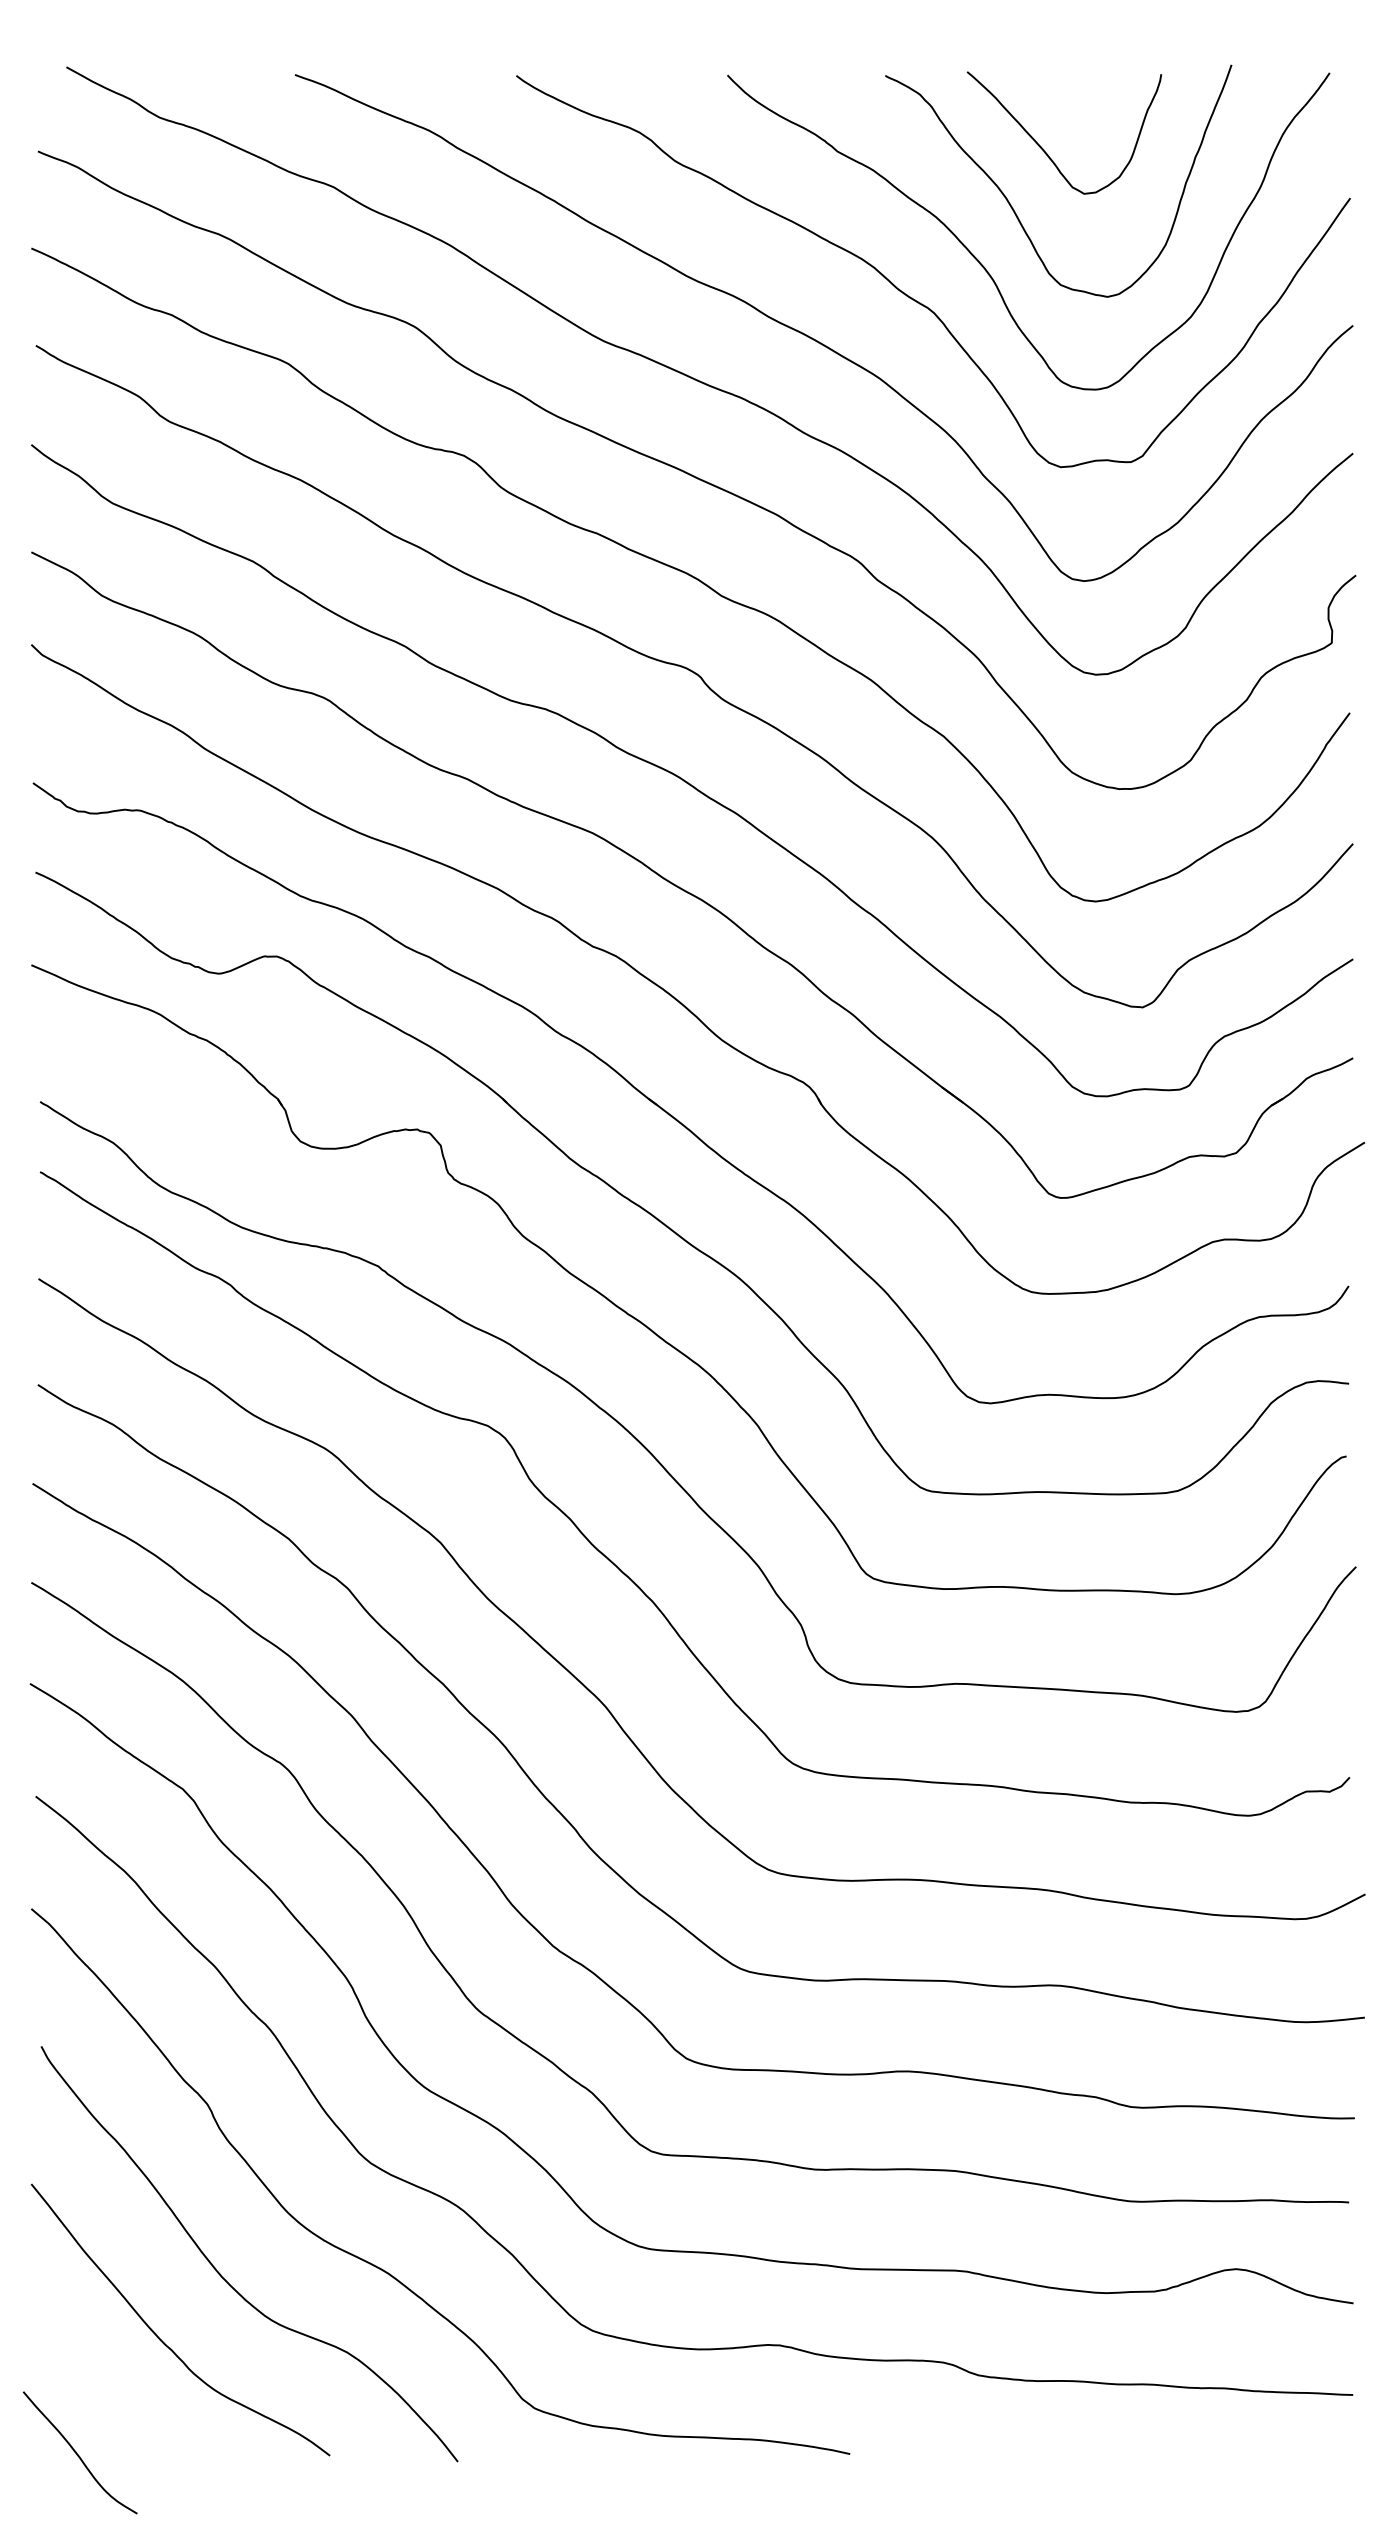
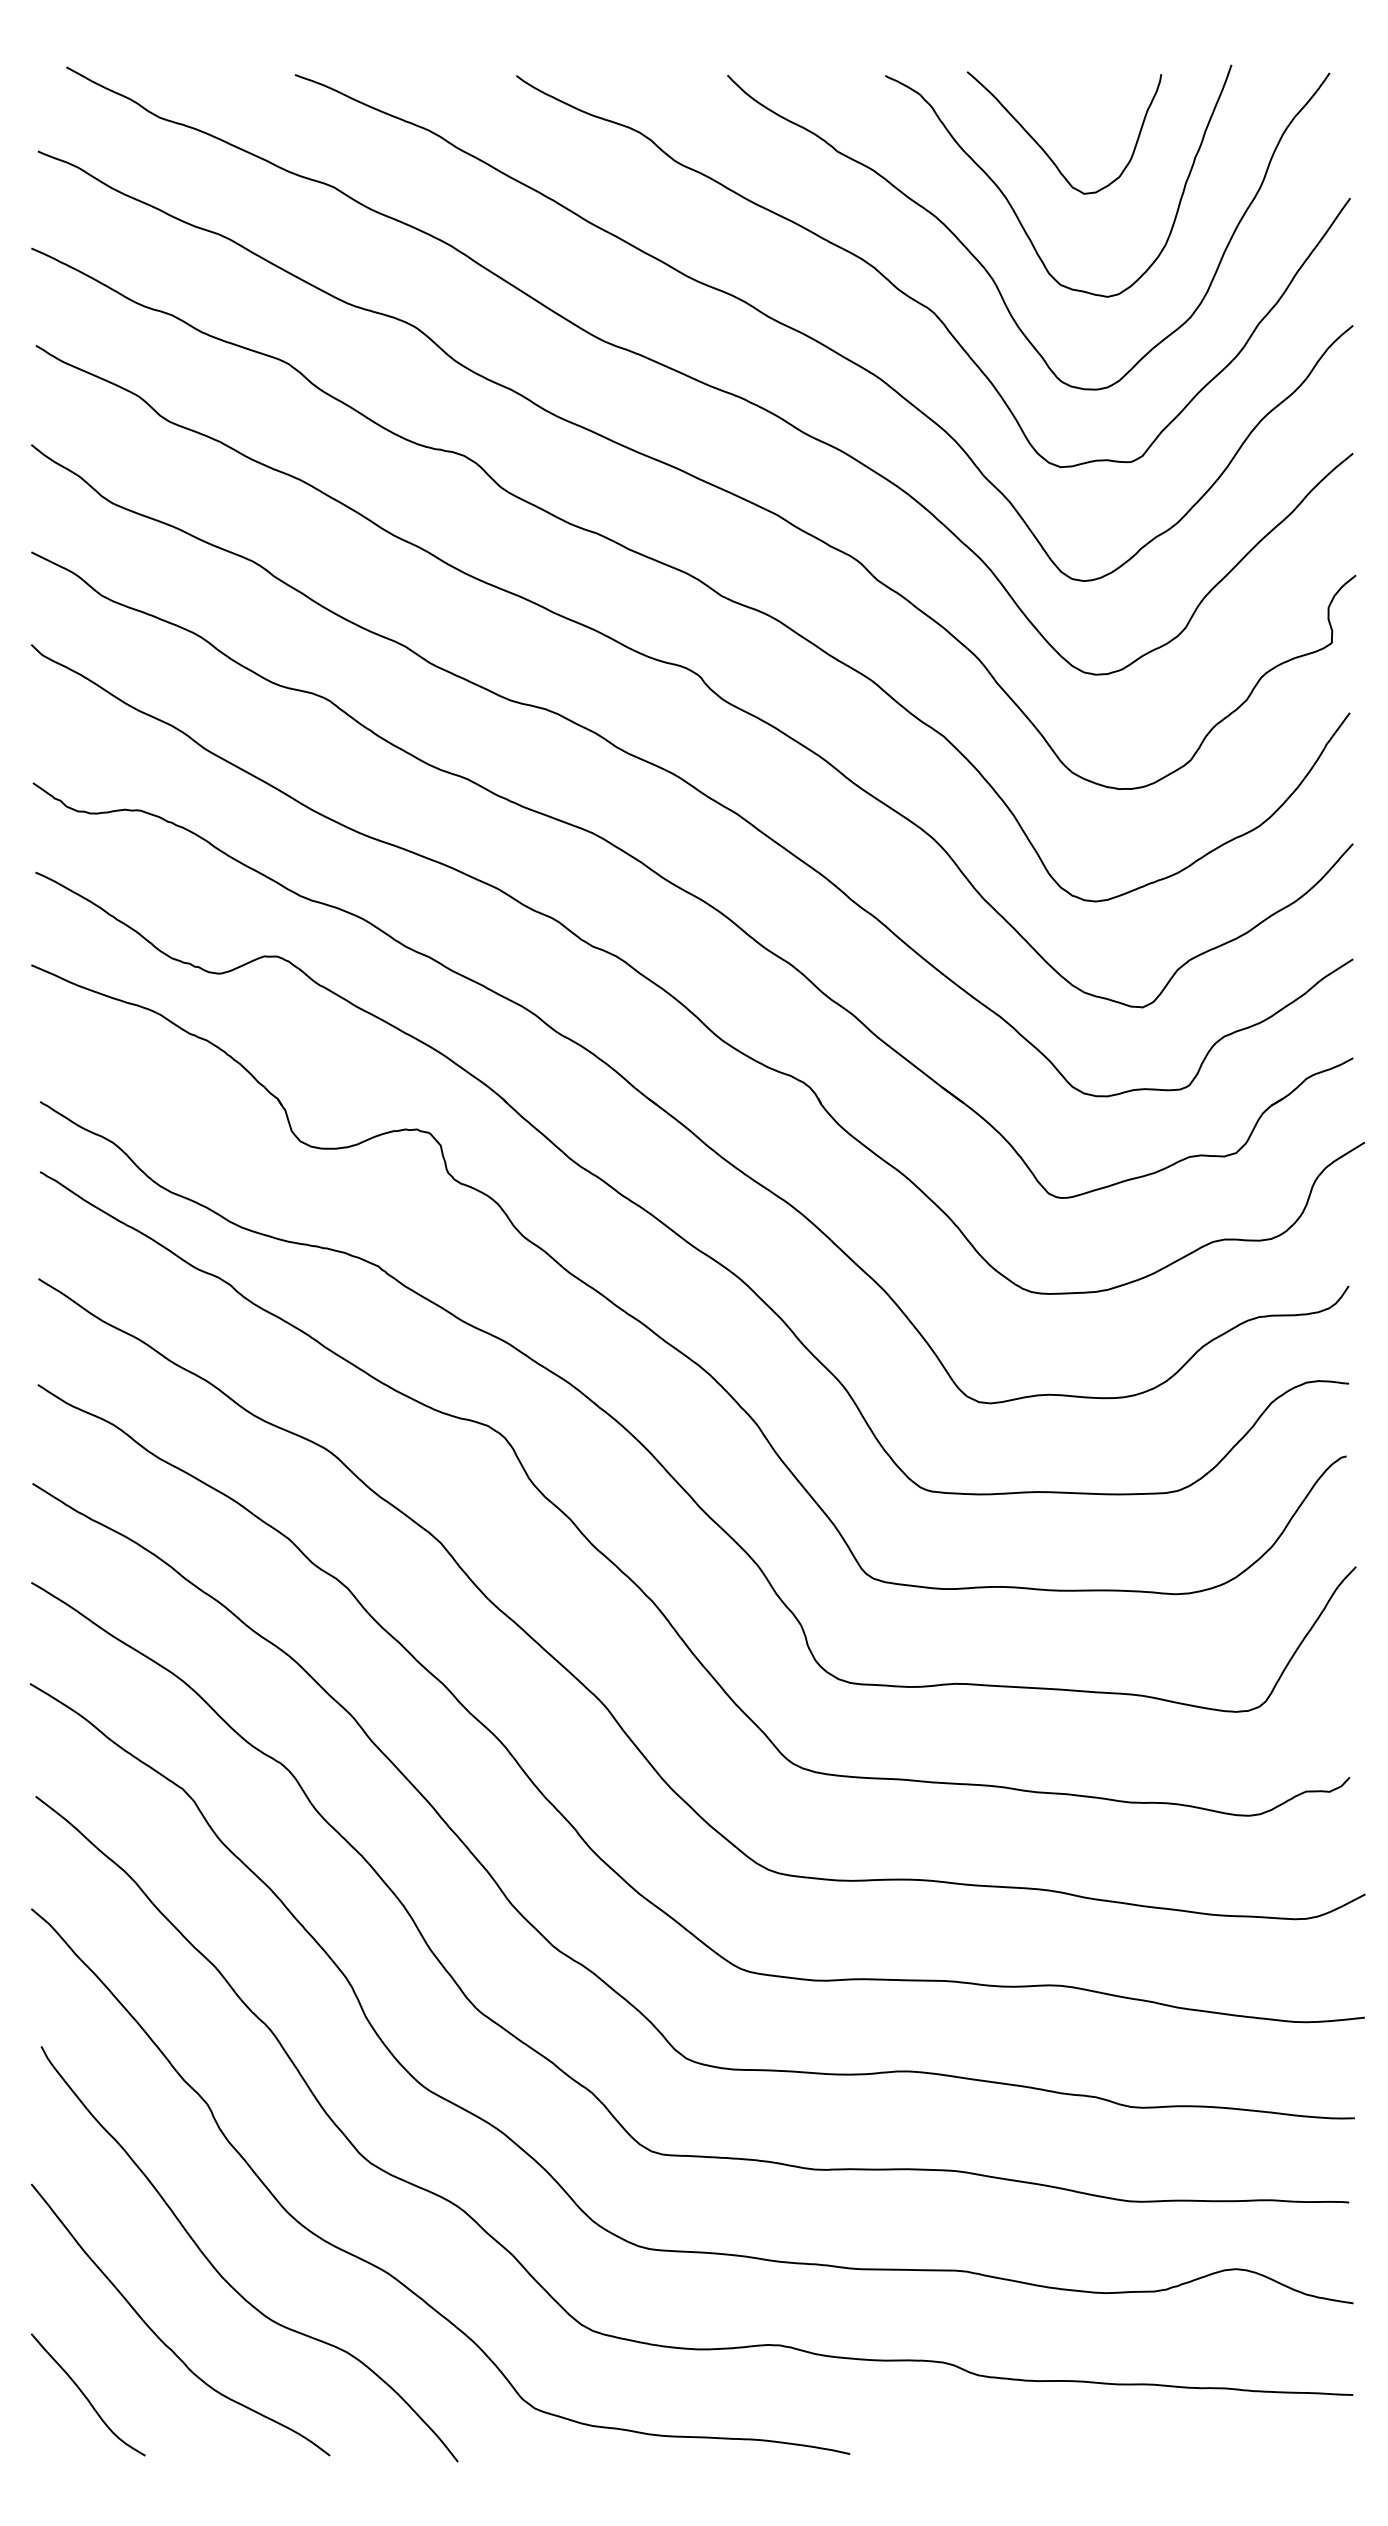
curve position: (77, 2453) -> (85, 2395) (85, 2395)
